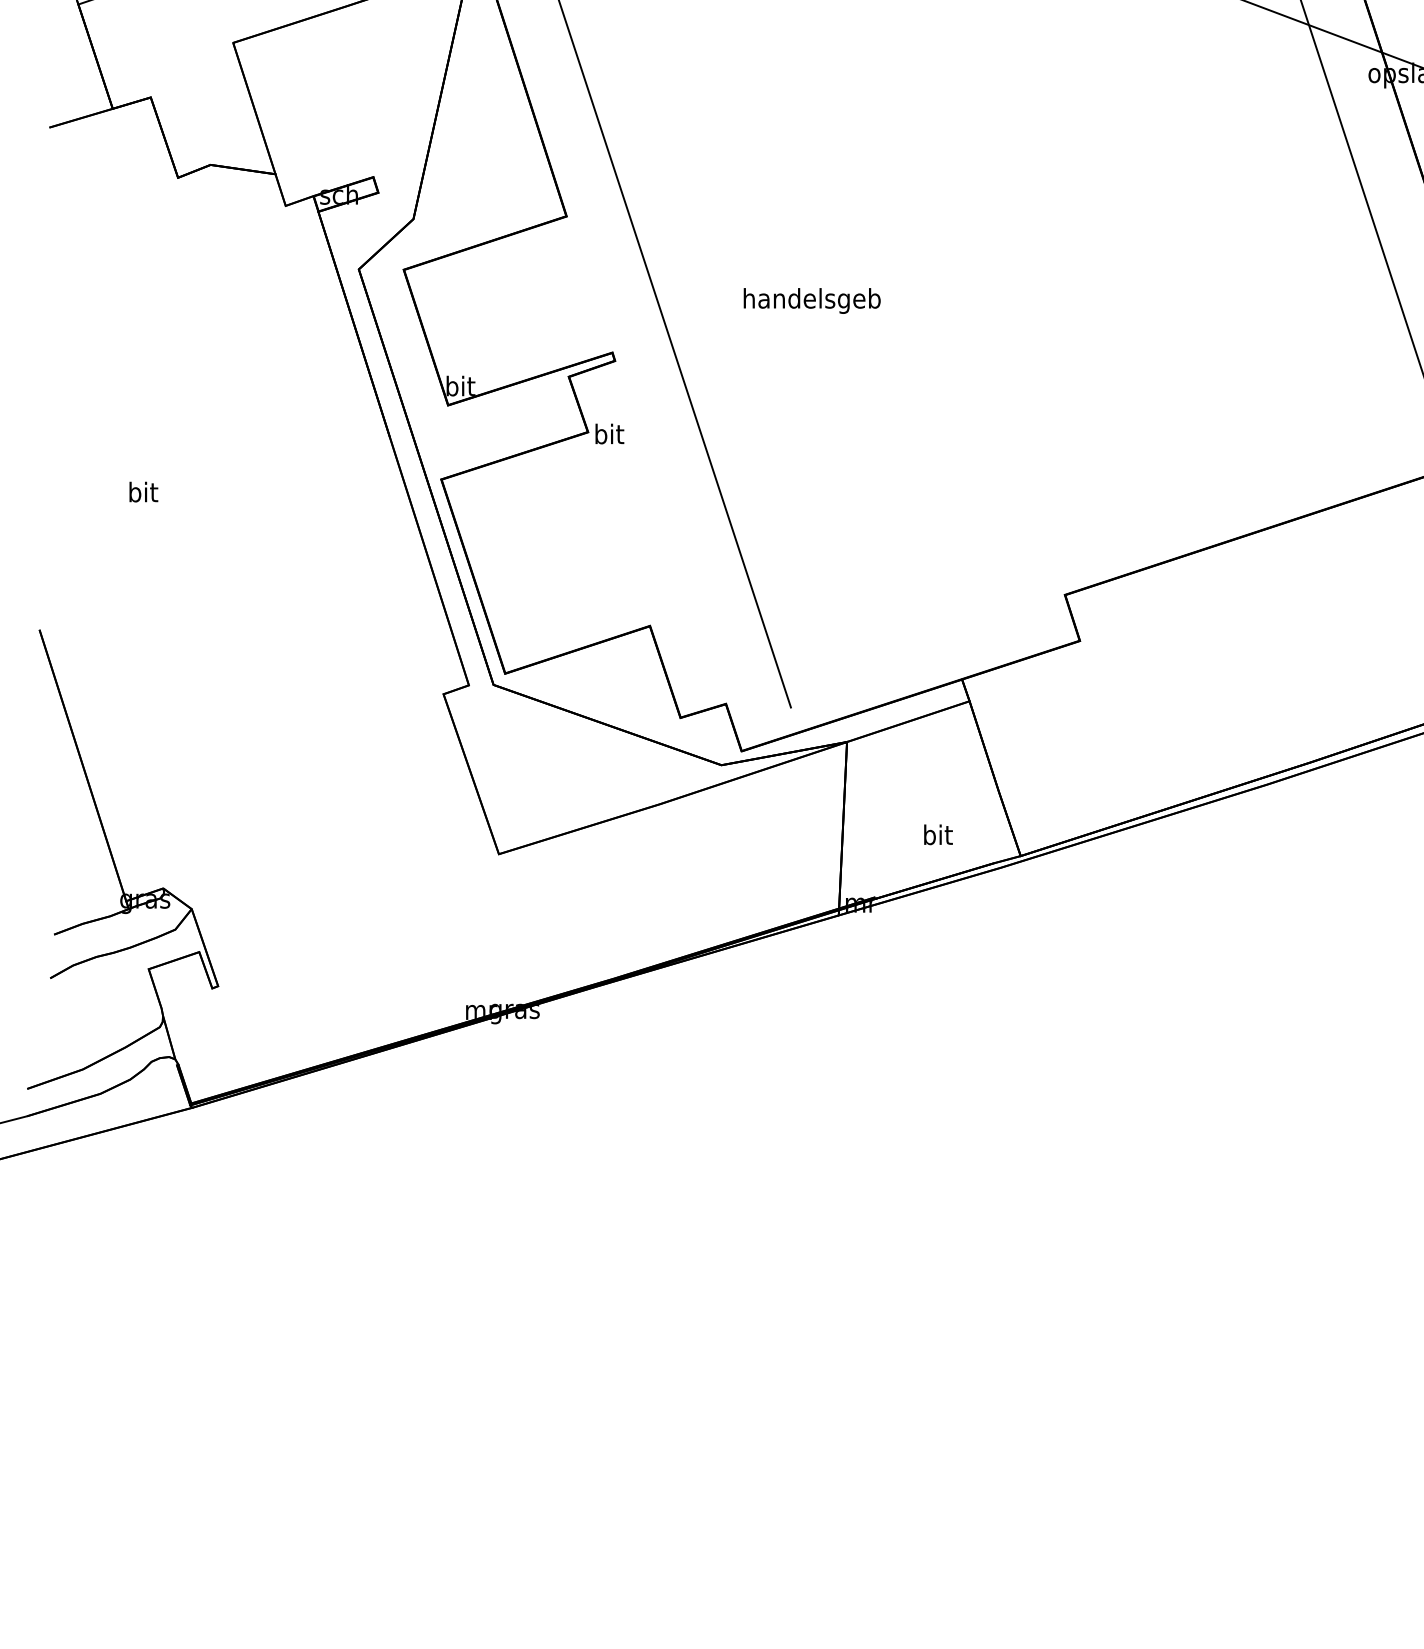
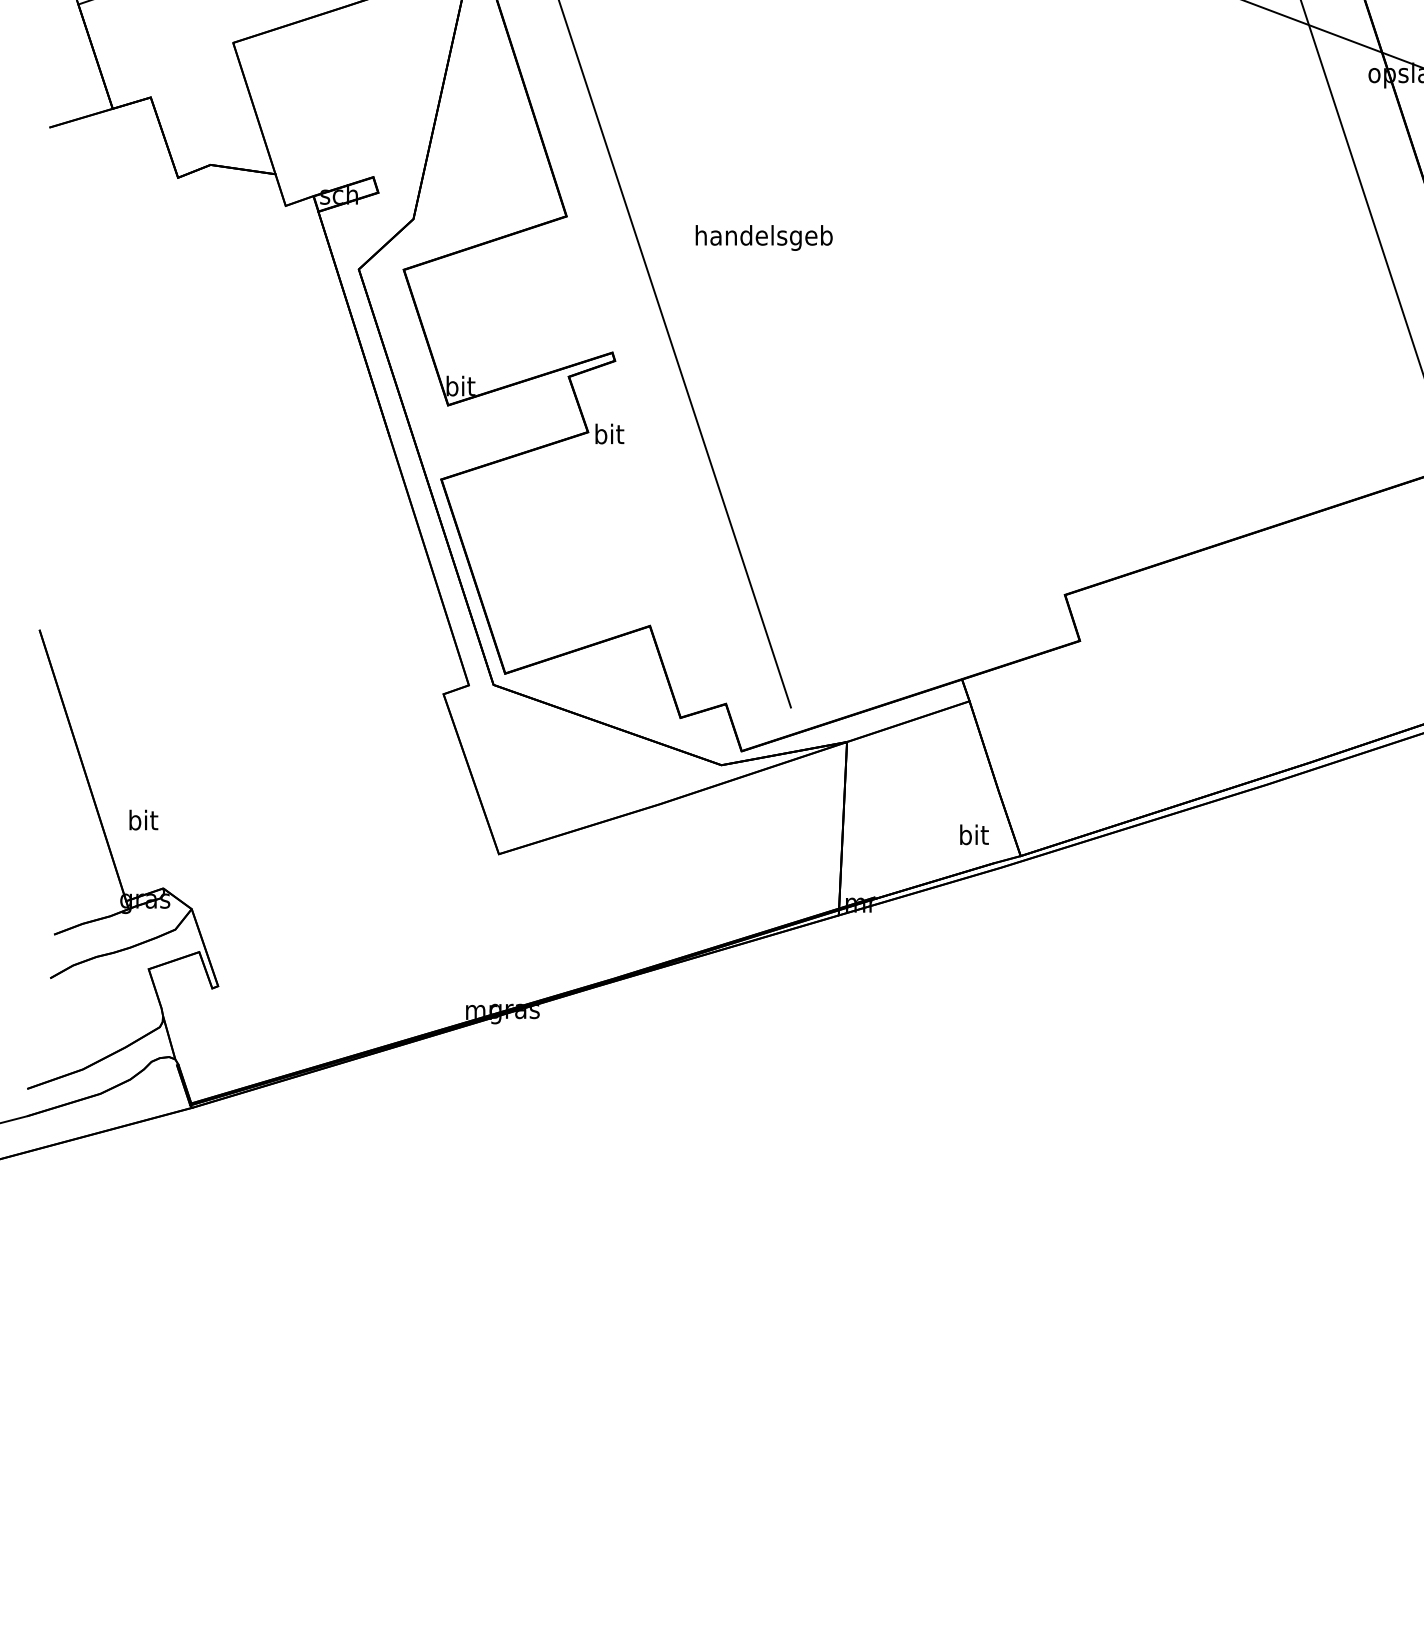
text position: (811, 300) -> (763, 237) (763, 237)
text position: (143, 491) -> (143, 819) (143, 819)
text position: (938, 834) -> (974, 834) (974, 834)
